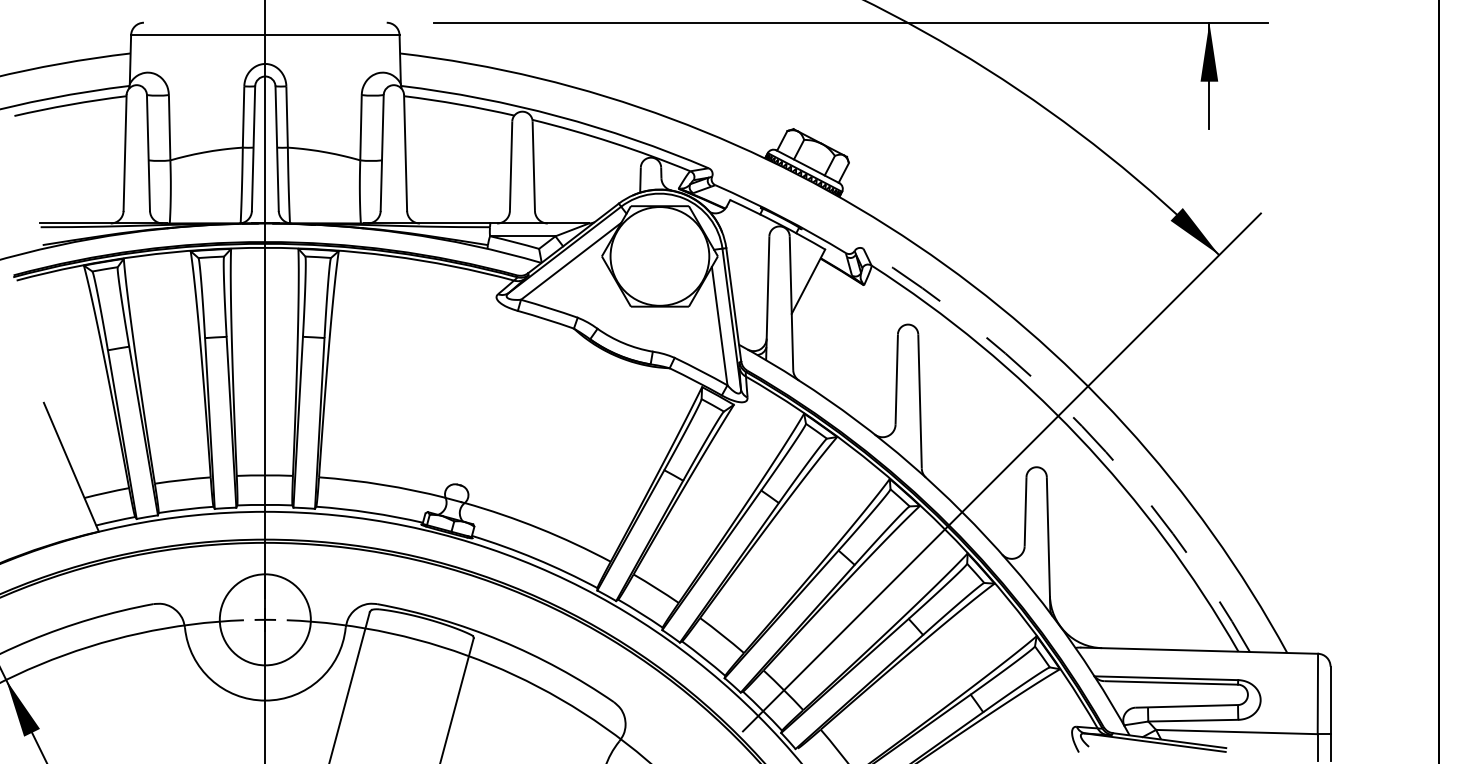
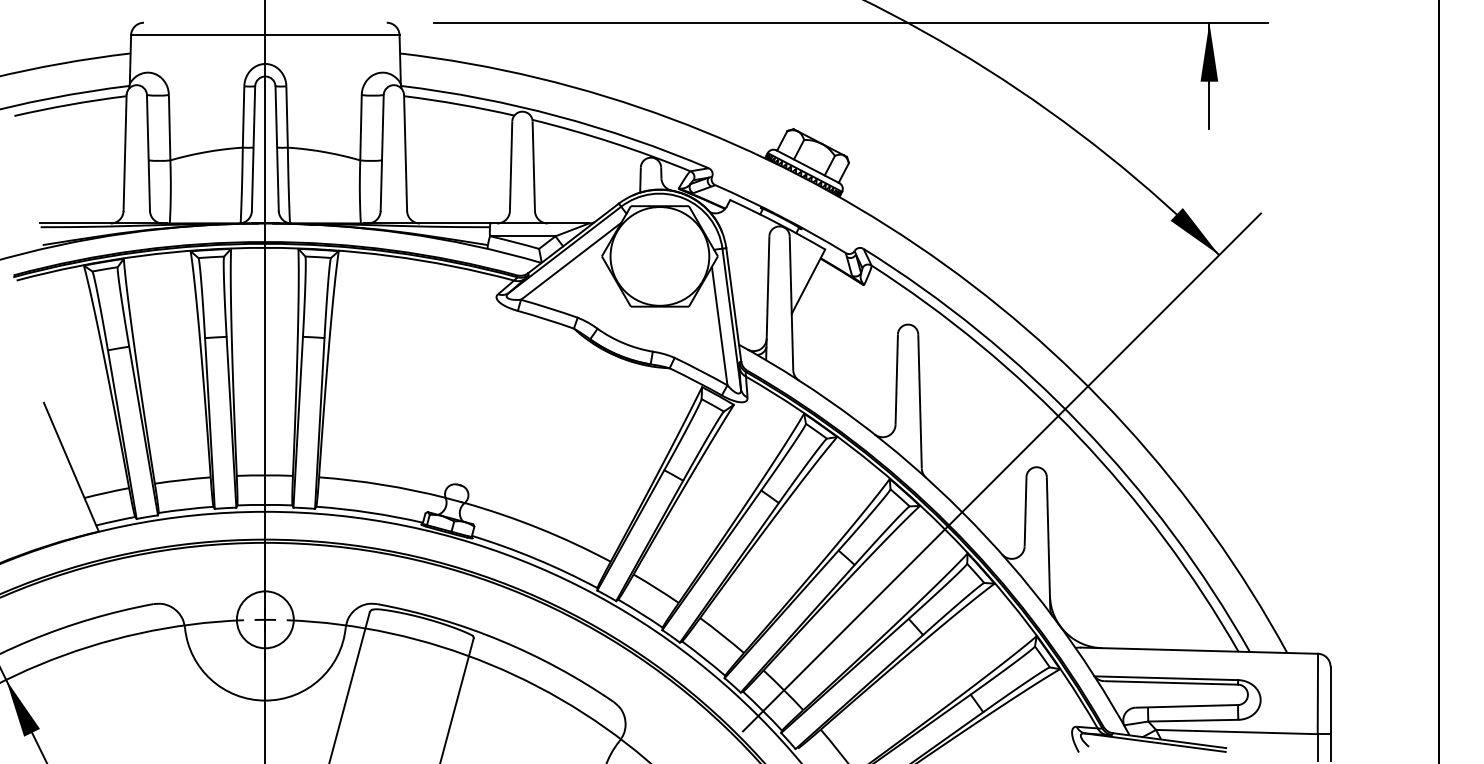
arc: dashed -> solid (1082, 426)
circle diameter: 91 px -> 57 px (264, 619)
